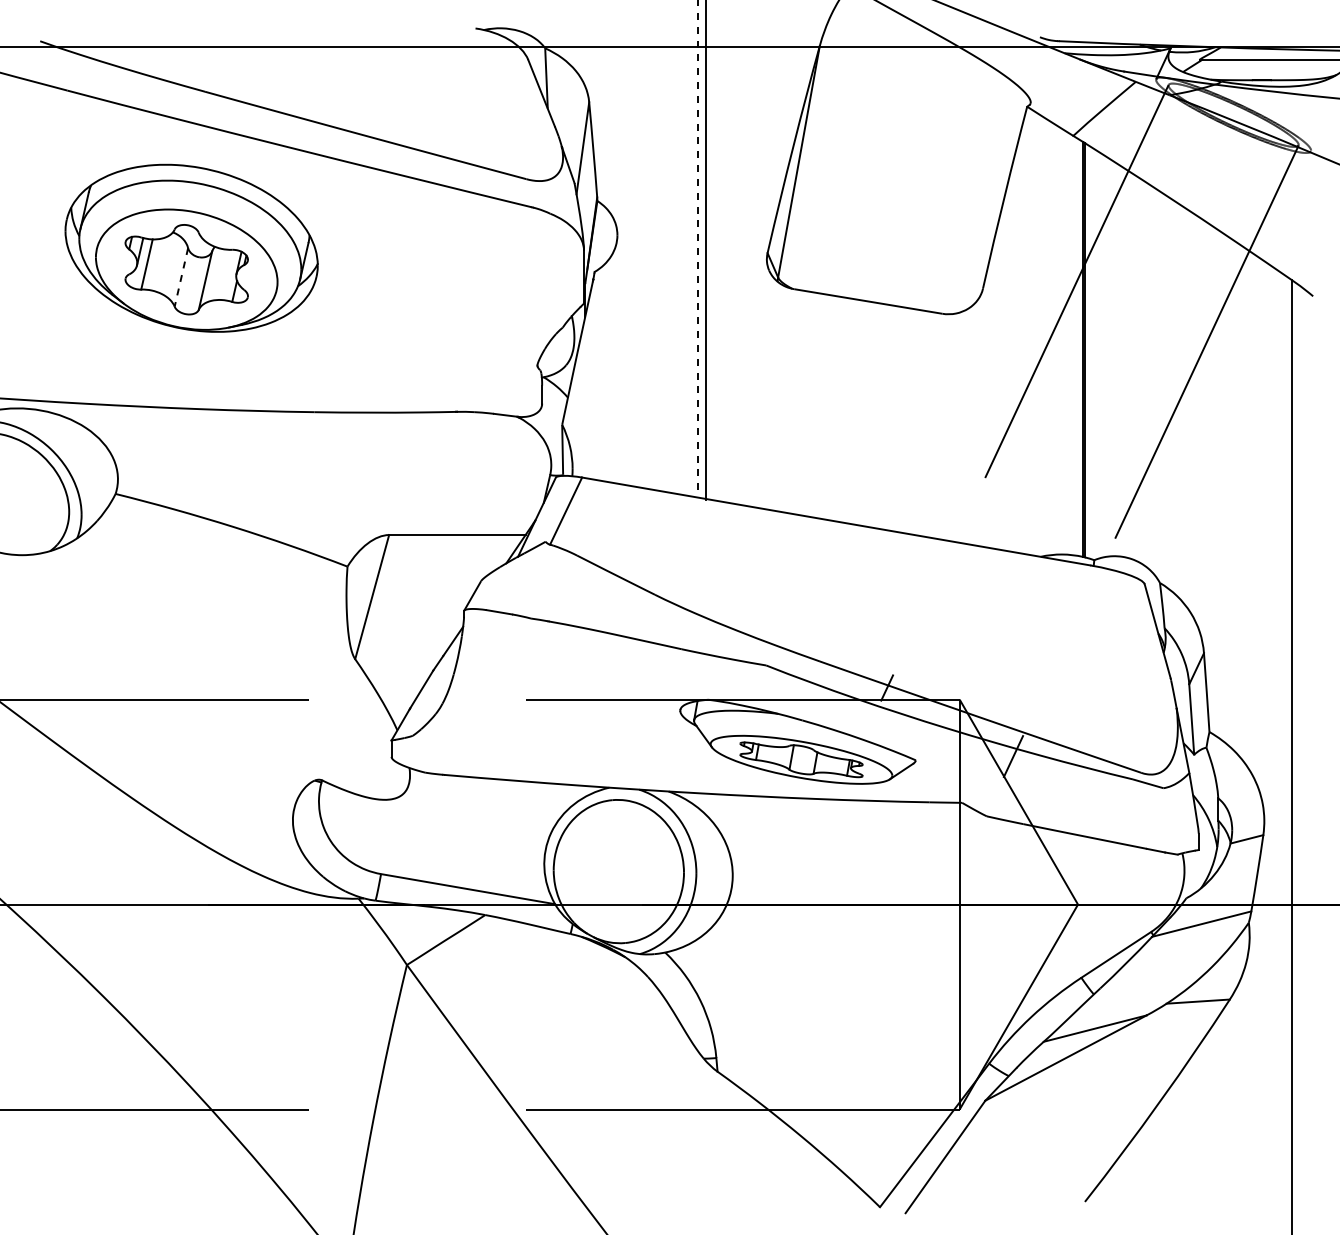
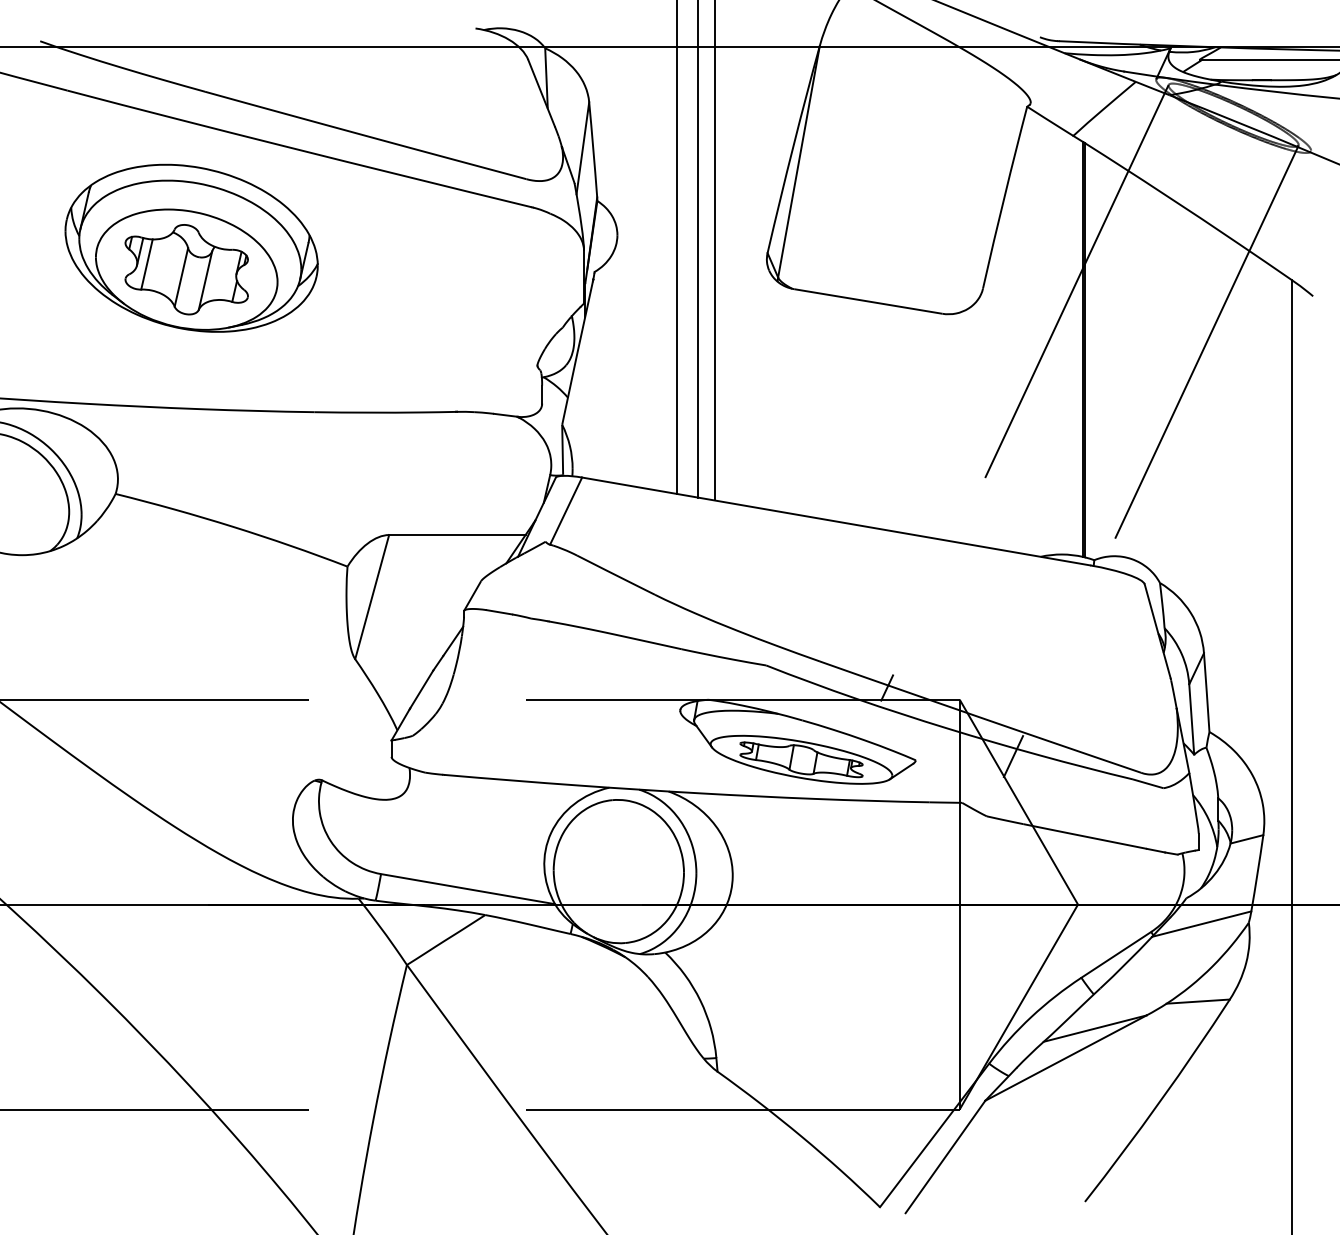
line: none -> present (677, 247)
line: dashed -> solid (698, 249)
line position: (705, 251) -> (714, 251) (714, 251)
line: dashed -> solid (181, 277)
